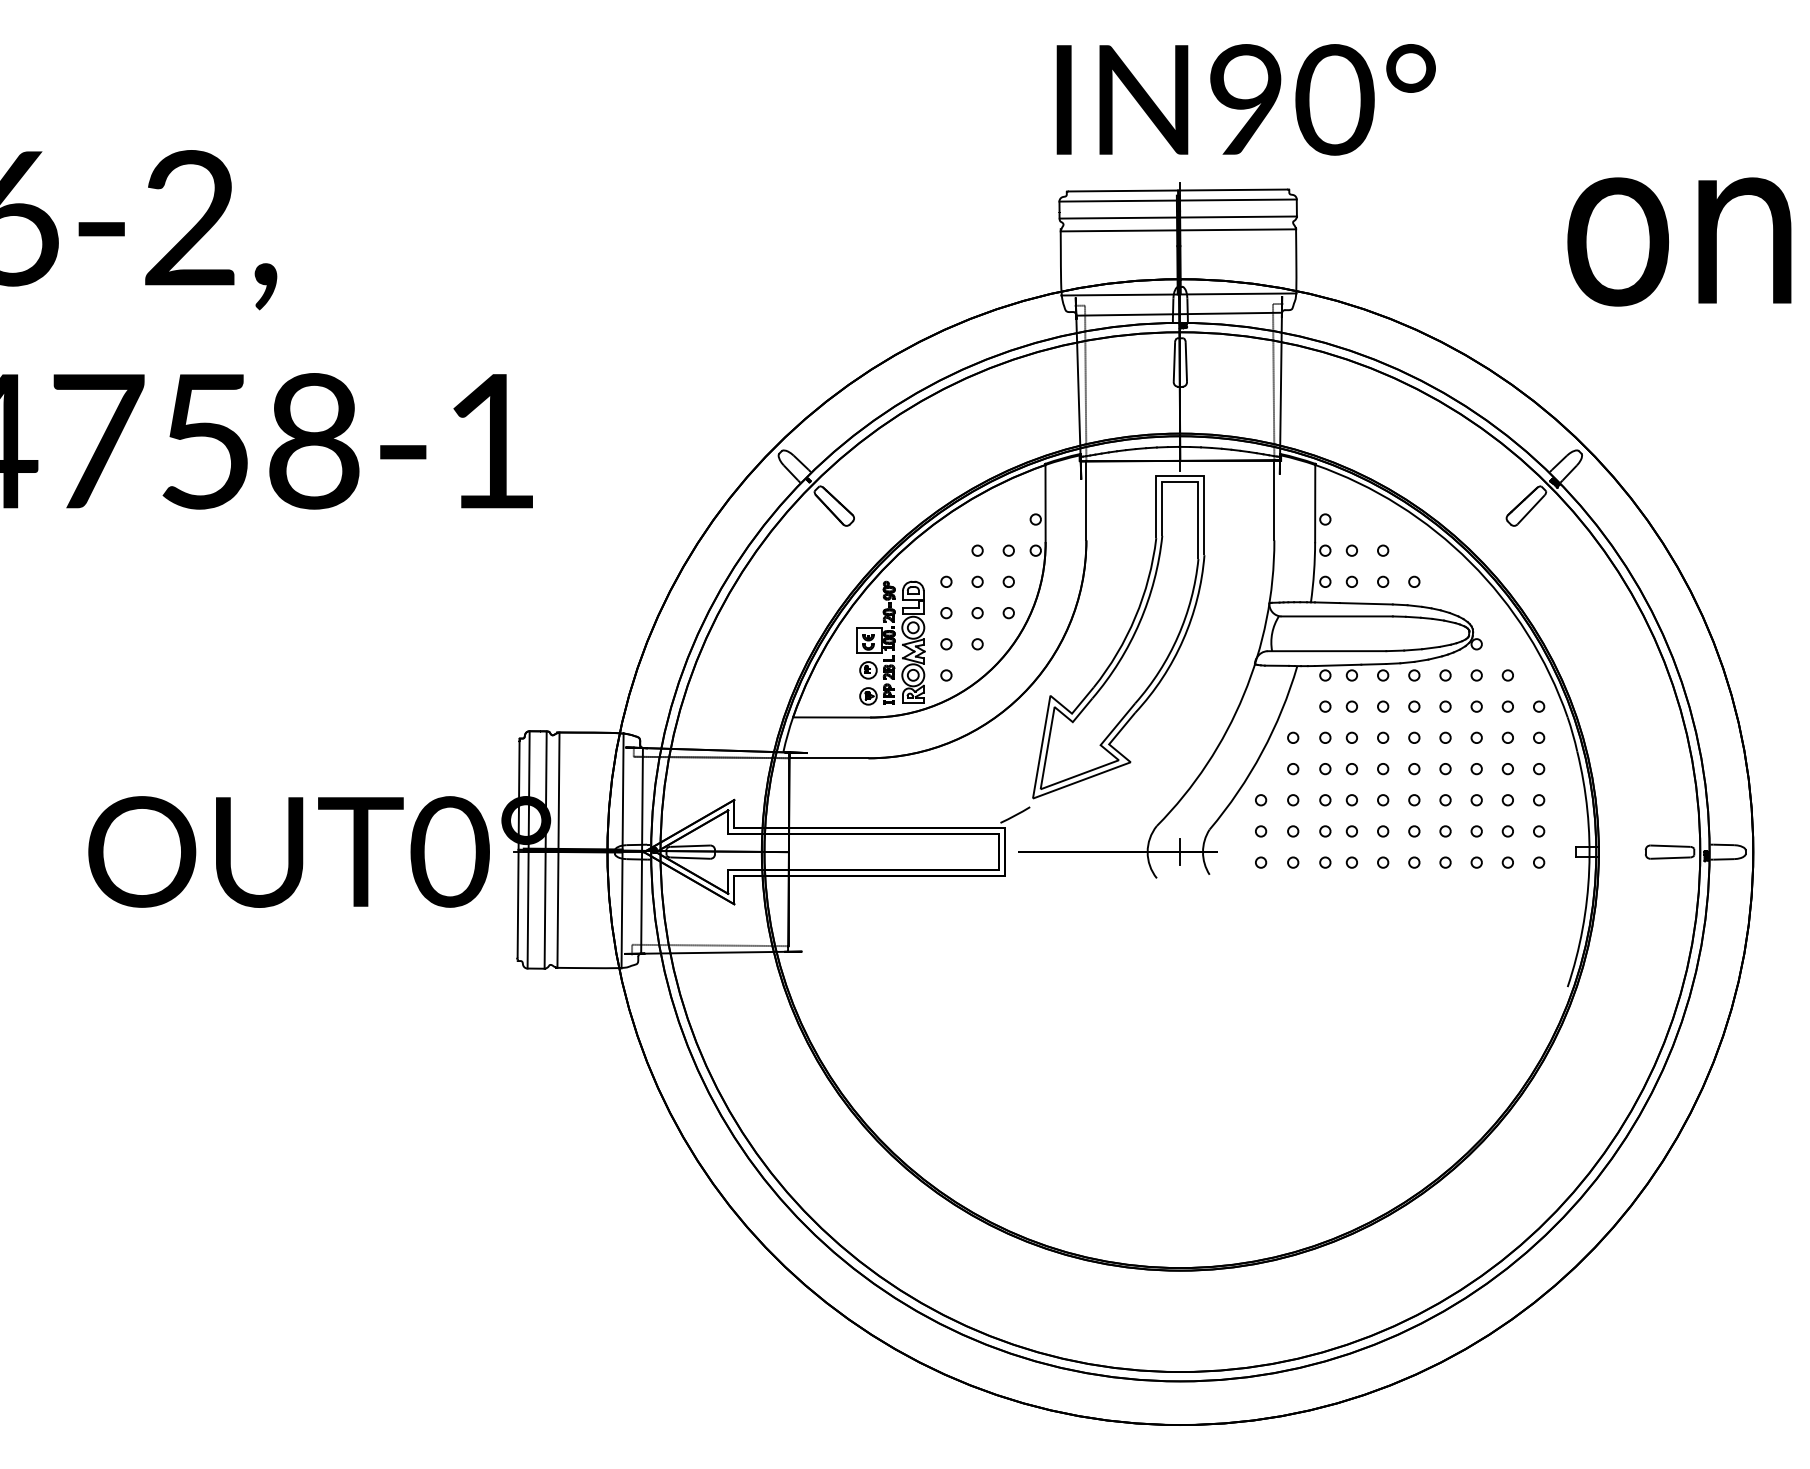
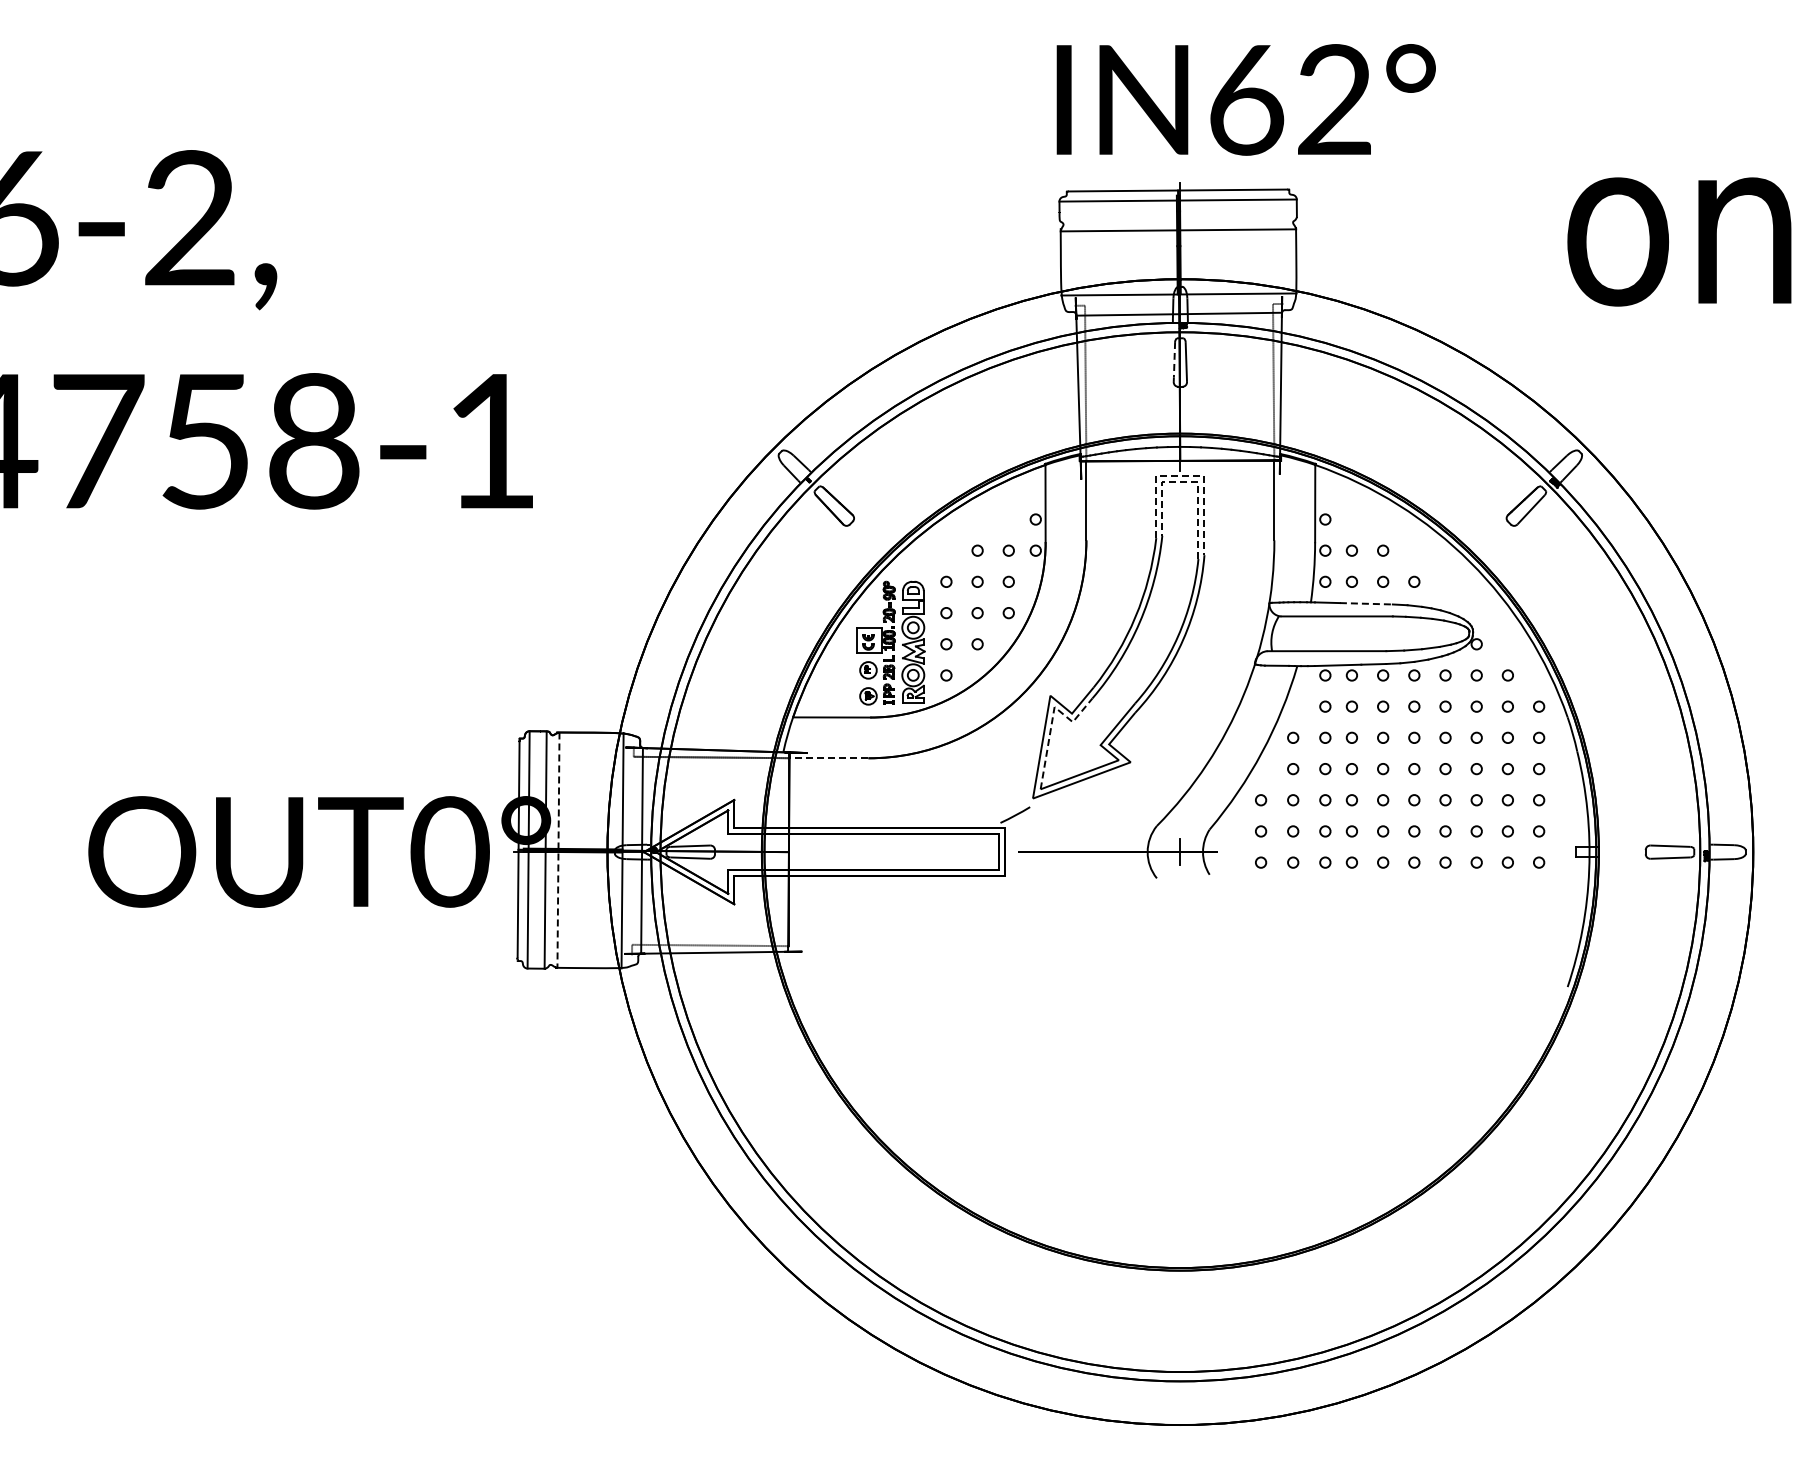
text: IN90° -> IN62° (1292, 99)
line: present -> none (1178, 217)
line: solid -> dashed (1174, 361)
line: solid -> dashed (1188, 476)
line: solid -> dashed (1191, 482)
line: solid -> dashed (1366, 603)
line: solid -> dashed (1052, 719)
line: solid -> dashed (828, 758)
line: solid -> dashed (558, 850)
